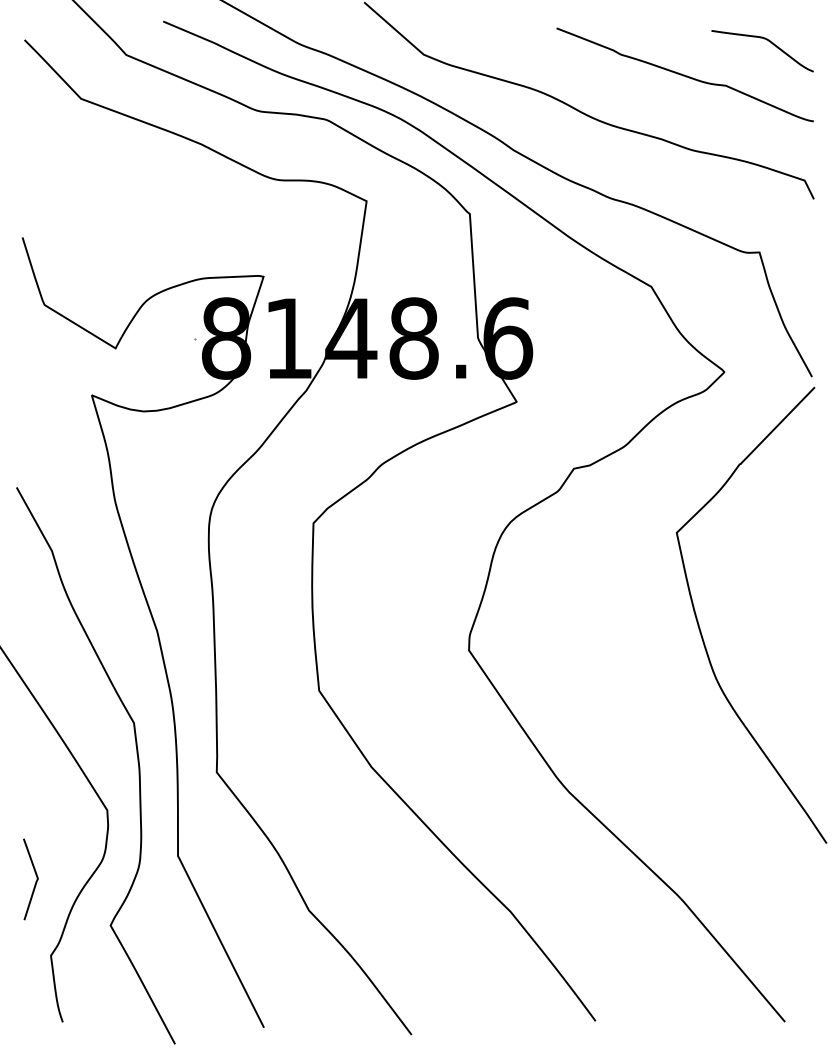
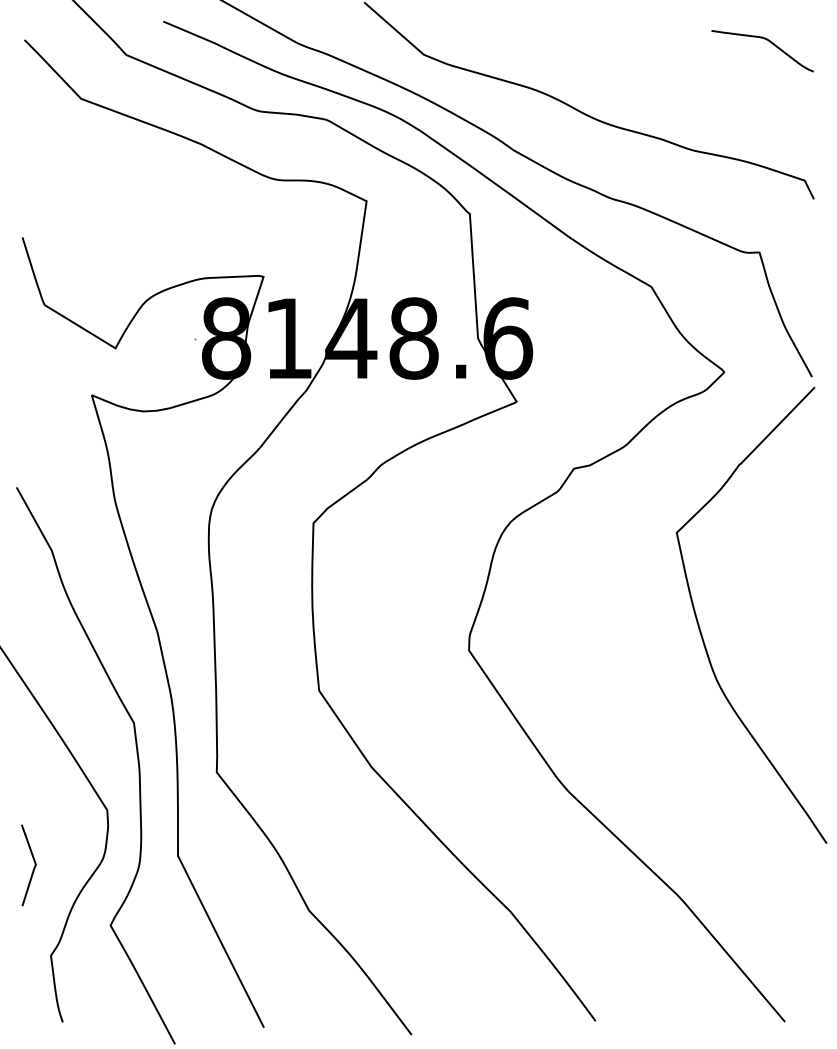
curve: present -> none (684, 74)
curve position: (35, 881) -> (33, 867) (33, 867)
